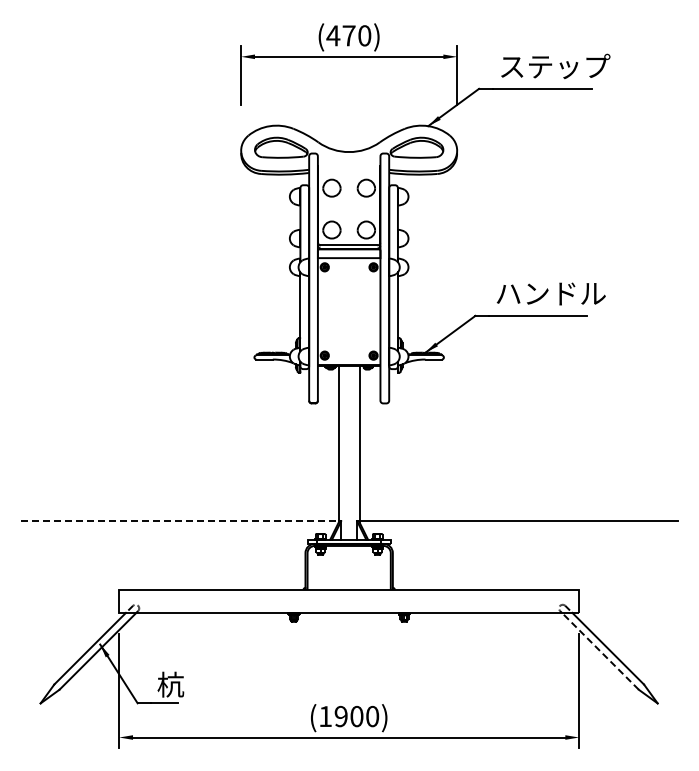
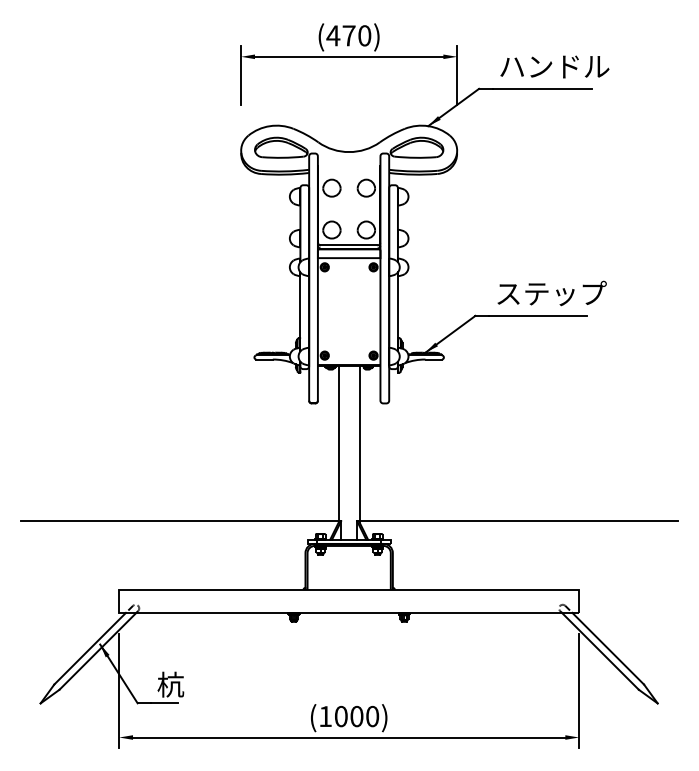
text: ステップ -> ハンドル (555, 66)
text: ハンドル -> ステップ (551, 293)
line: dashed -> solid (179, 520)
line: dashed -> solid (600, 650)
text: (1900) -> (1000) (340, 716)
